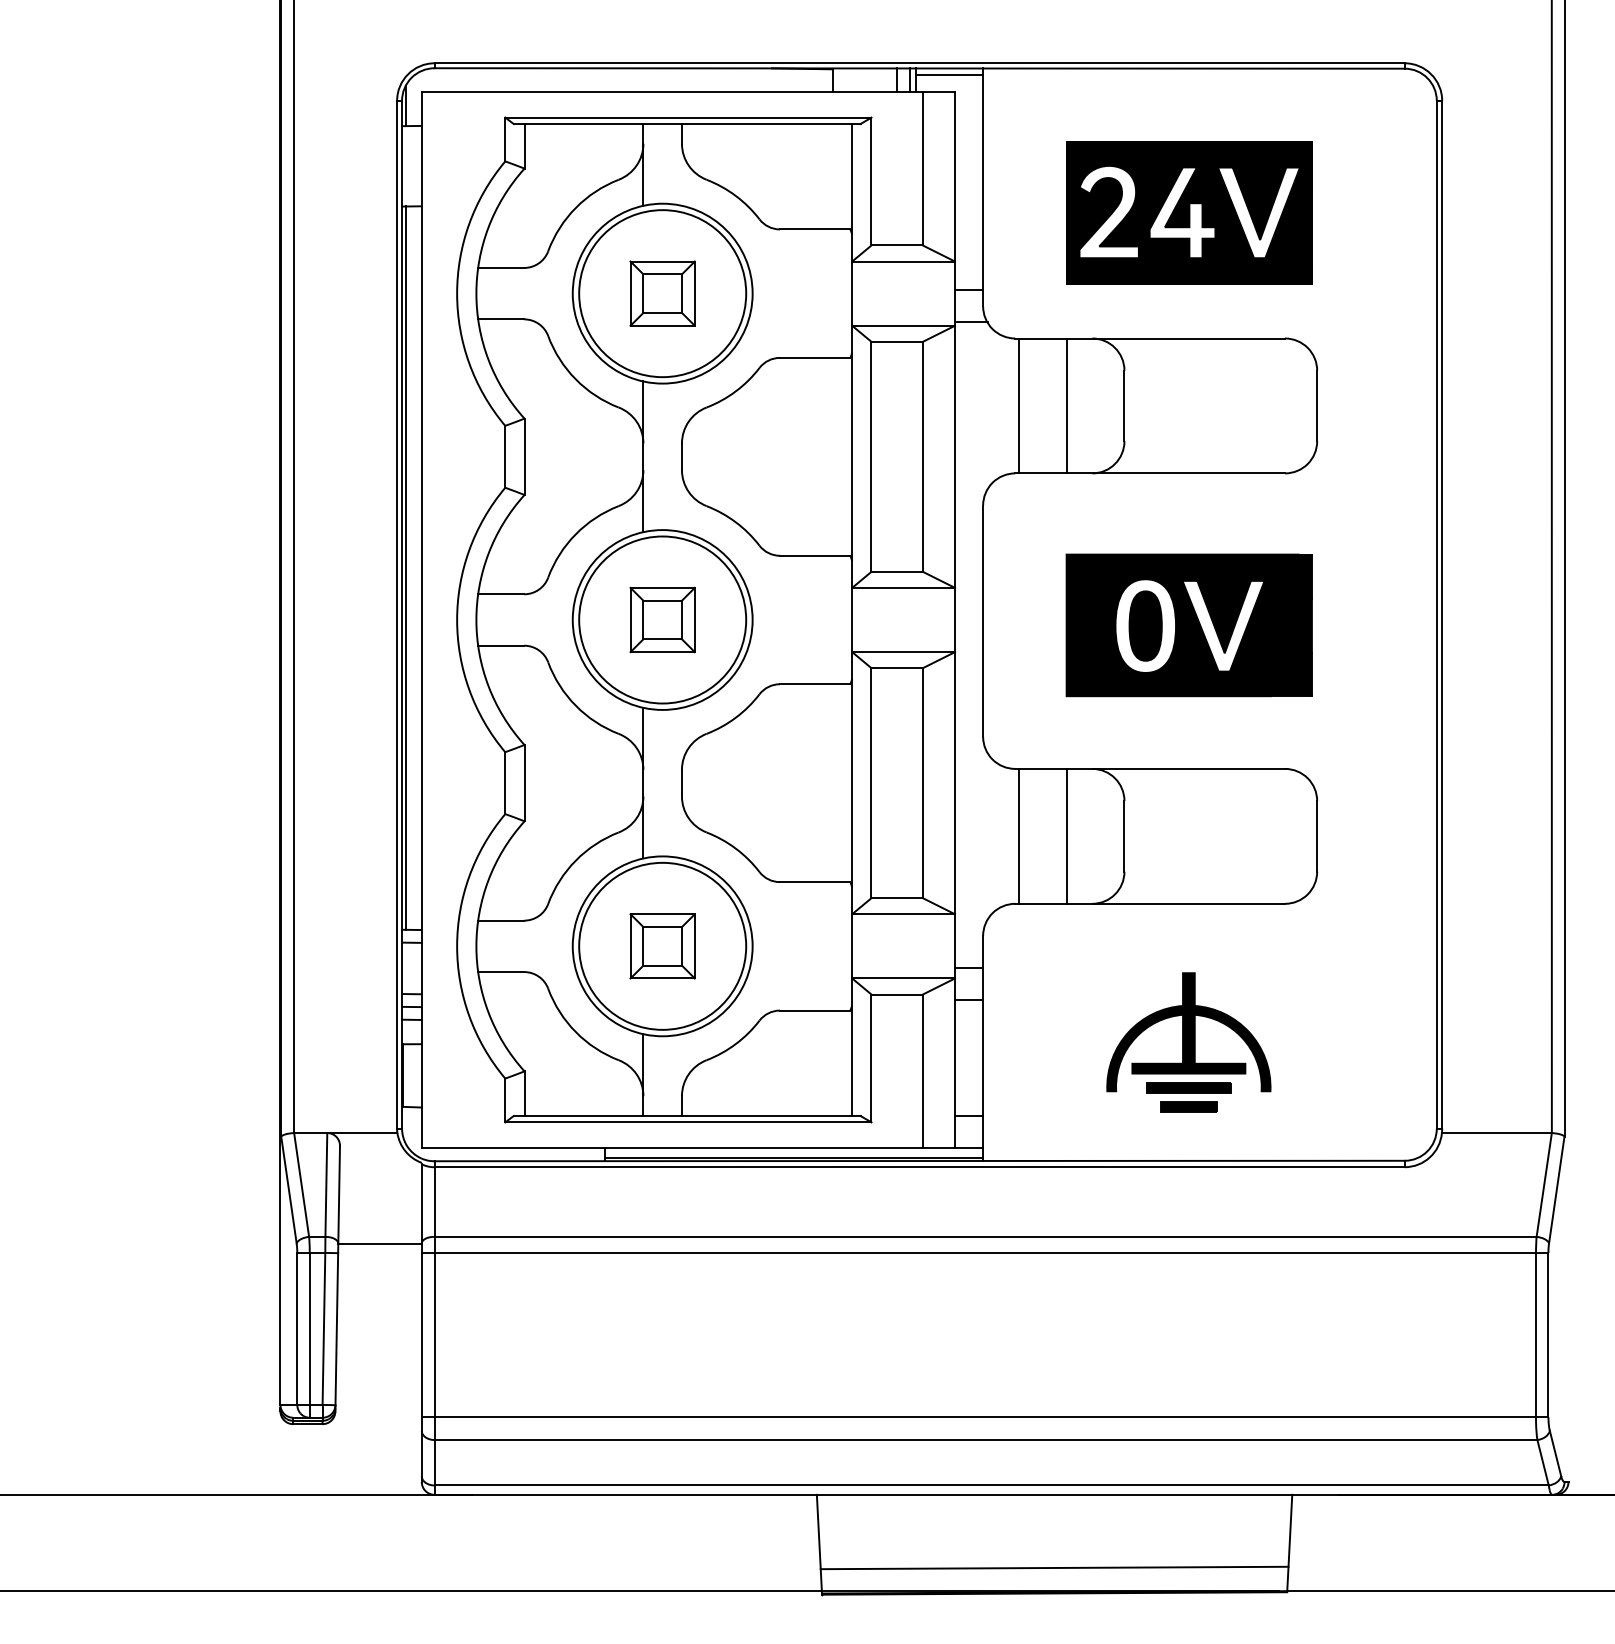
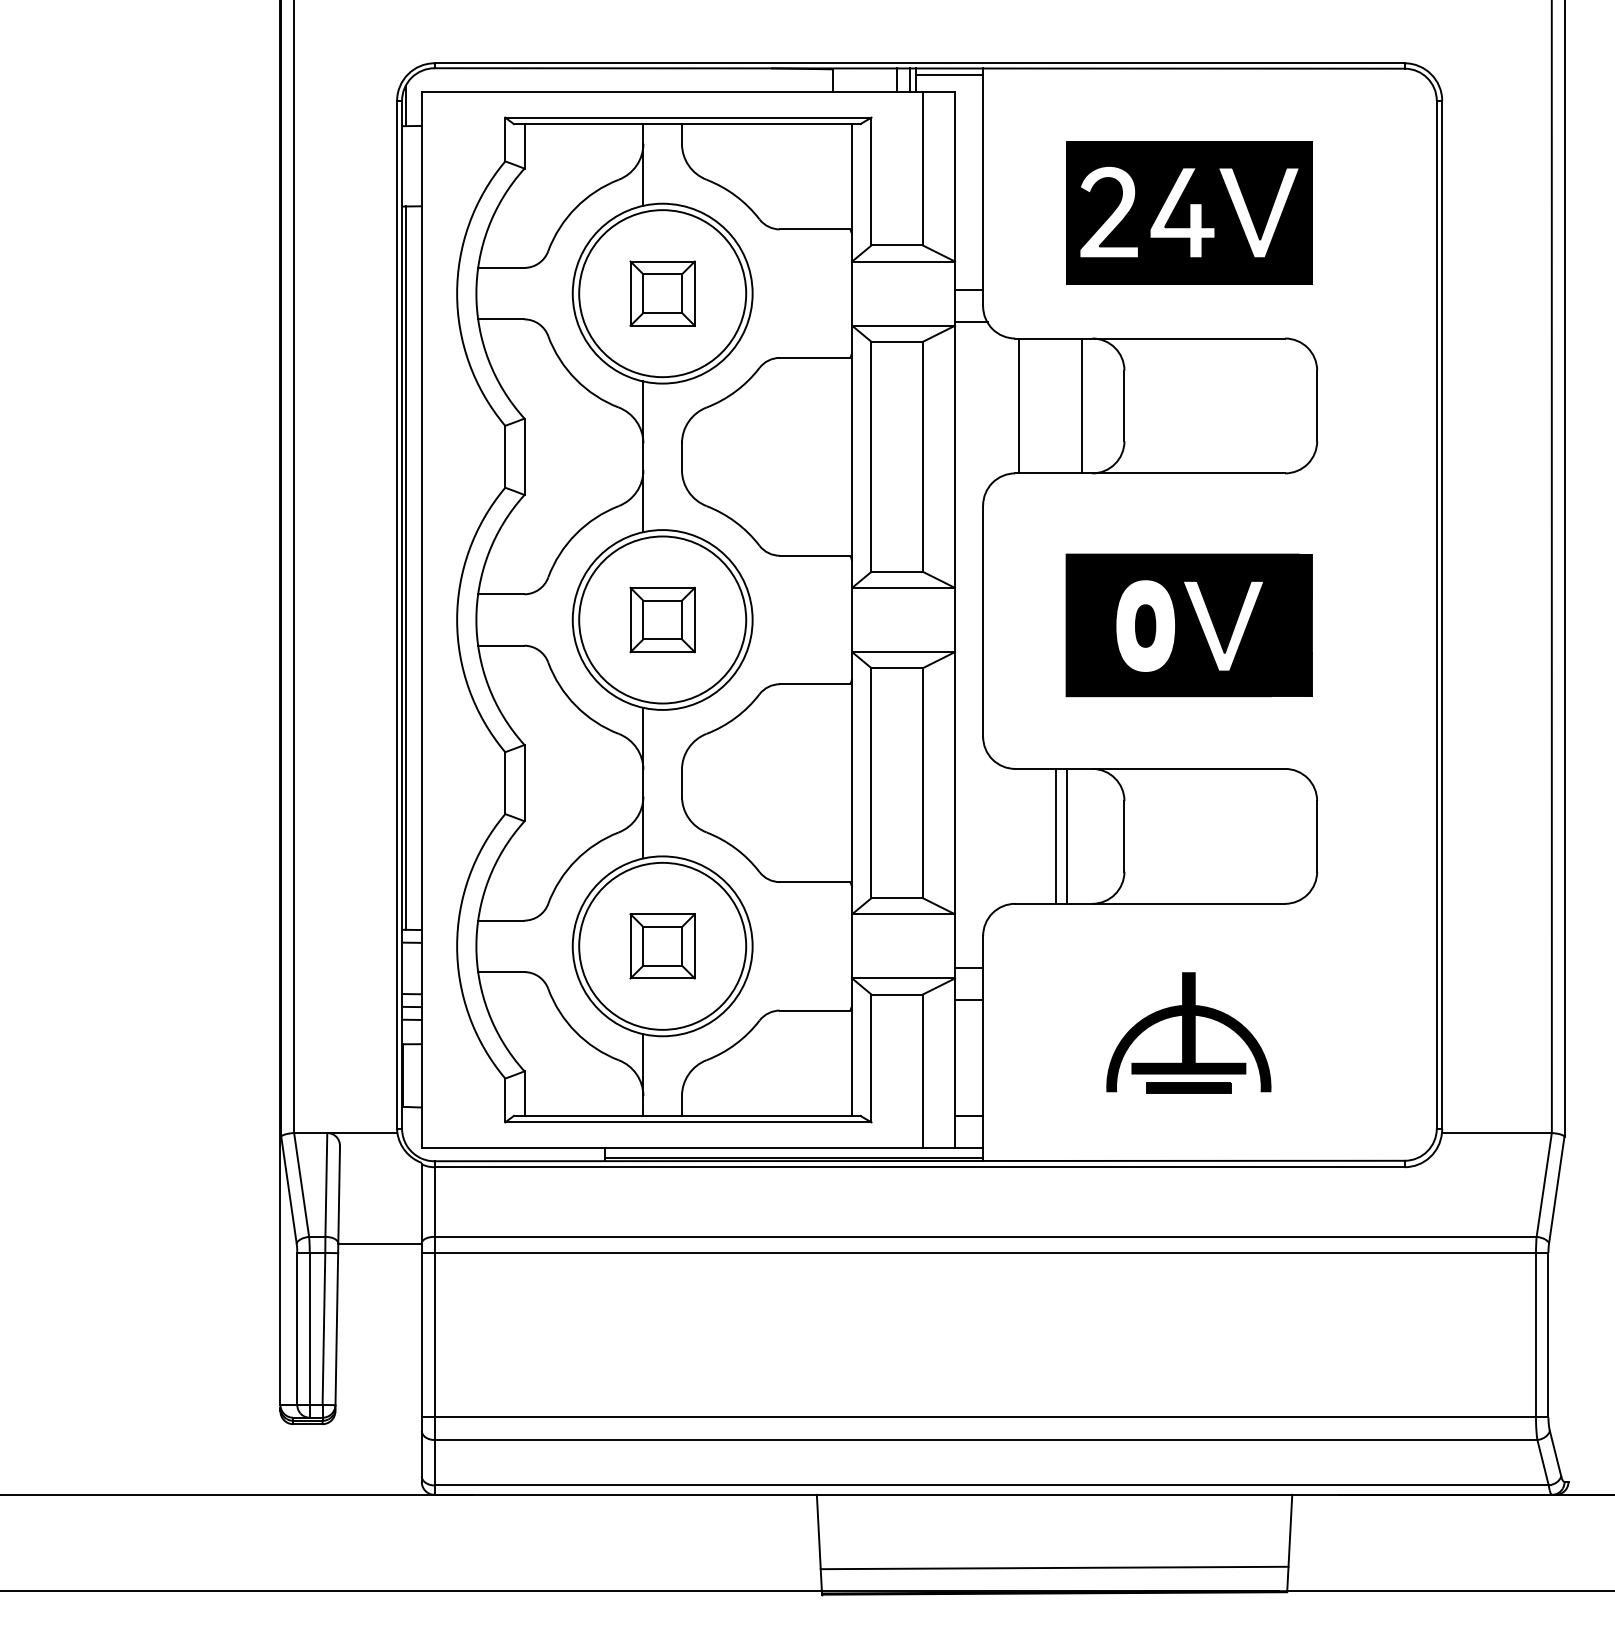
line position: (1067, 405) -> (1082, 405) (1082, 405)
part size: 35x72 px -> 22x44 px (1145, 625)
line position: (1019, 835) -> (1056, 835) (1056, 835)
part: present -> none (1188, 1106)
